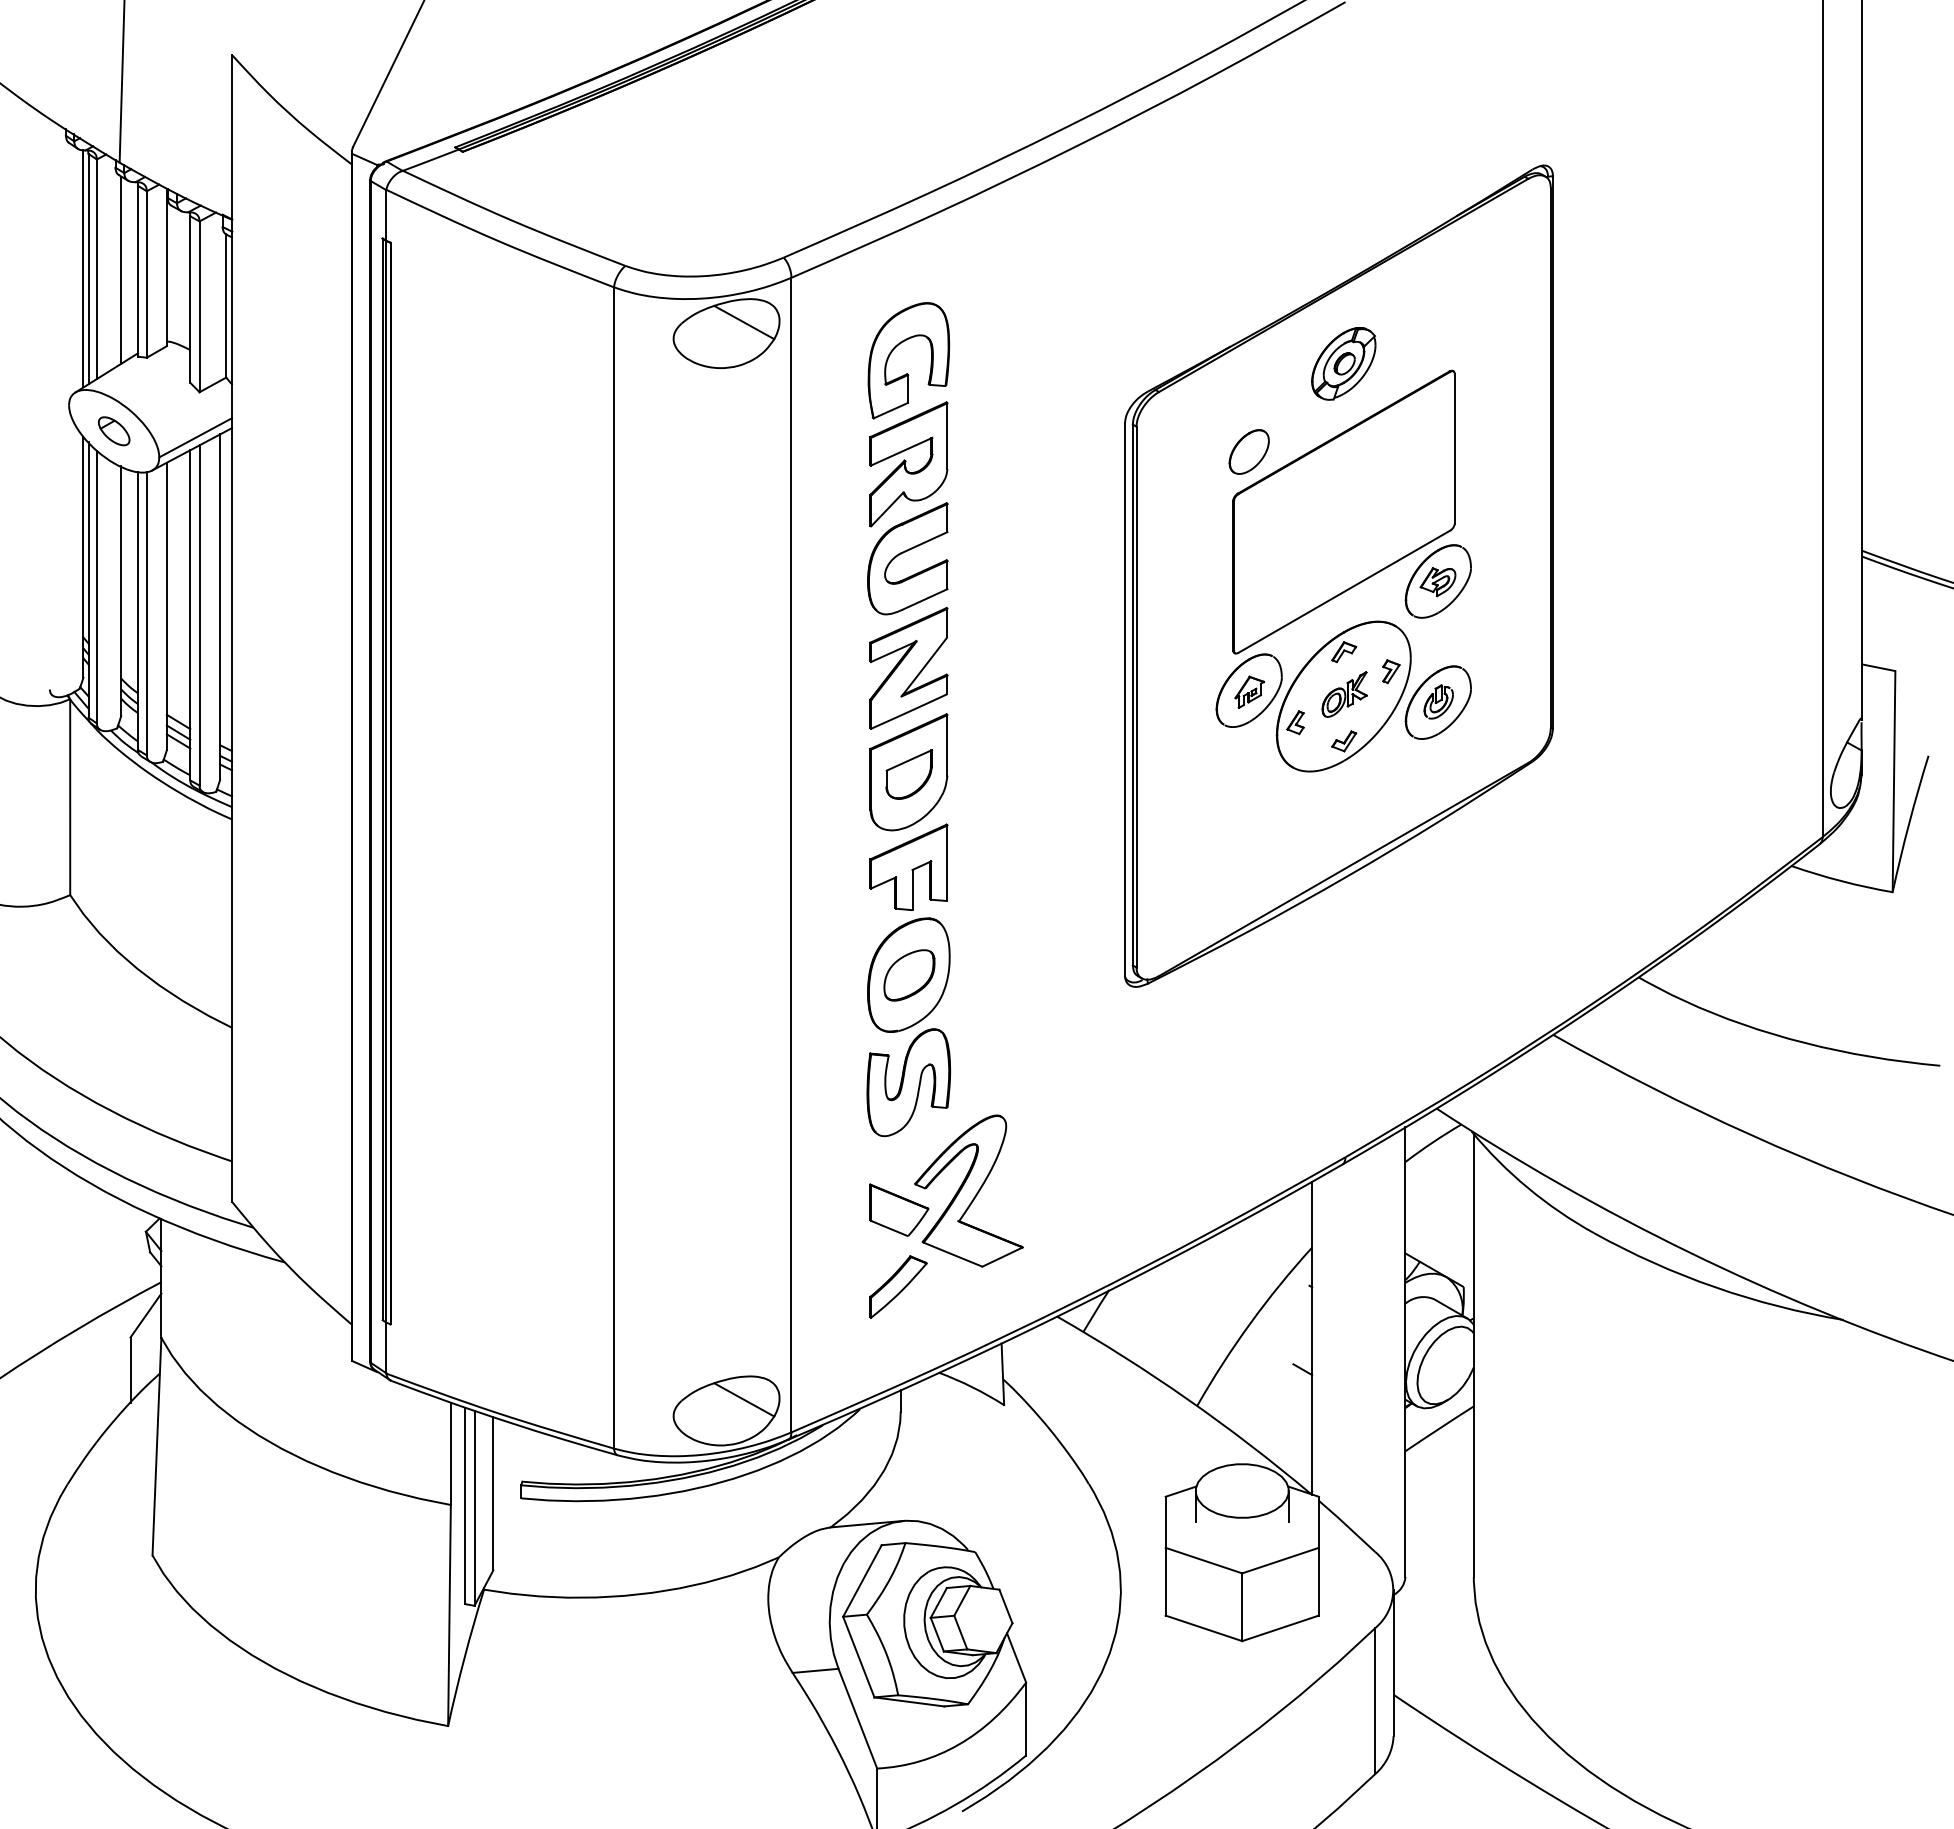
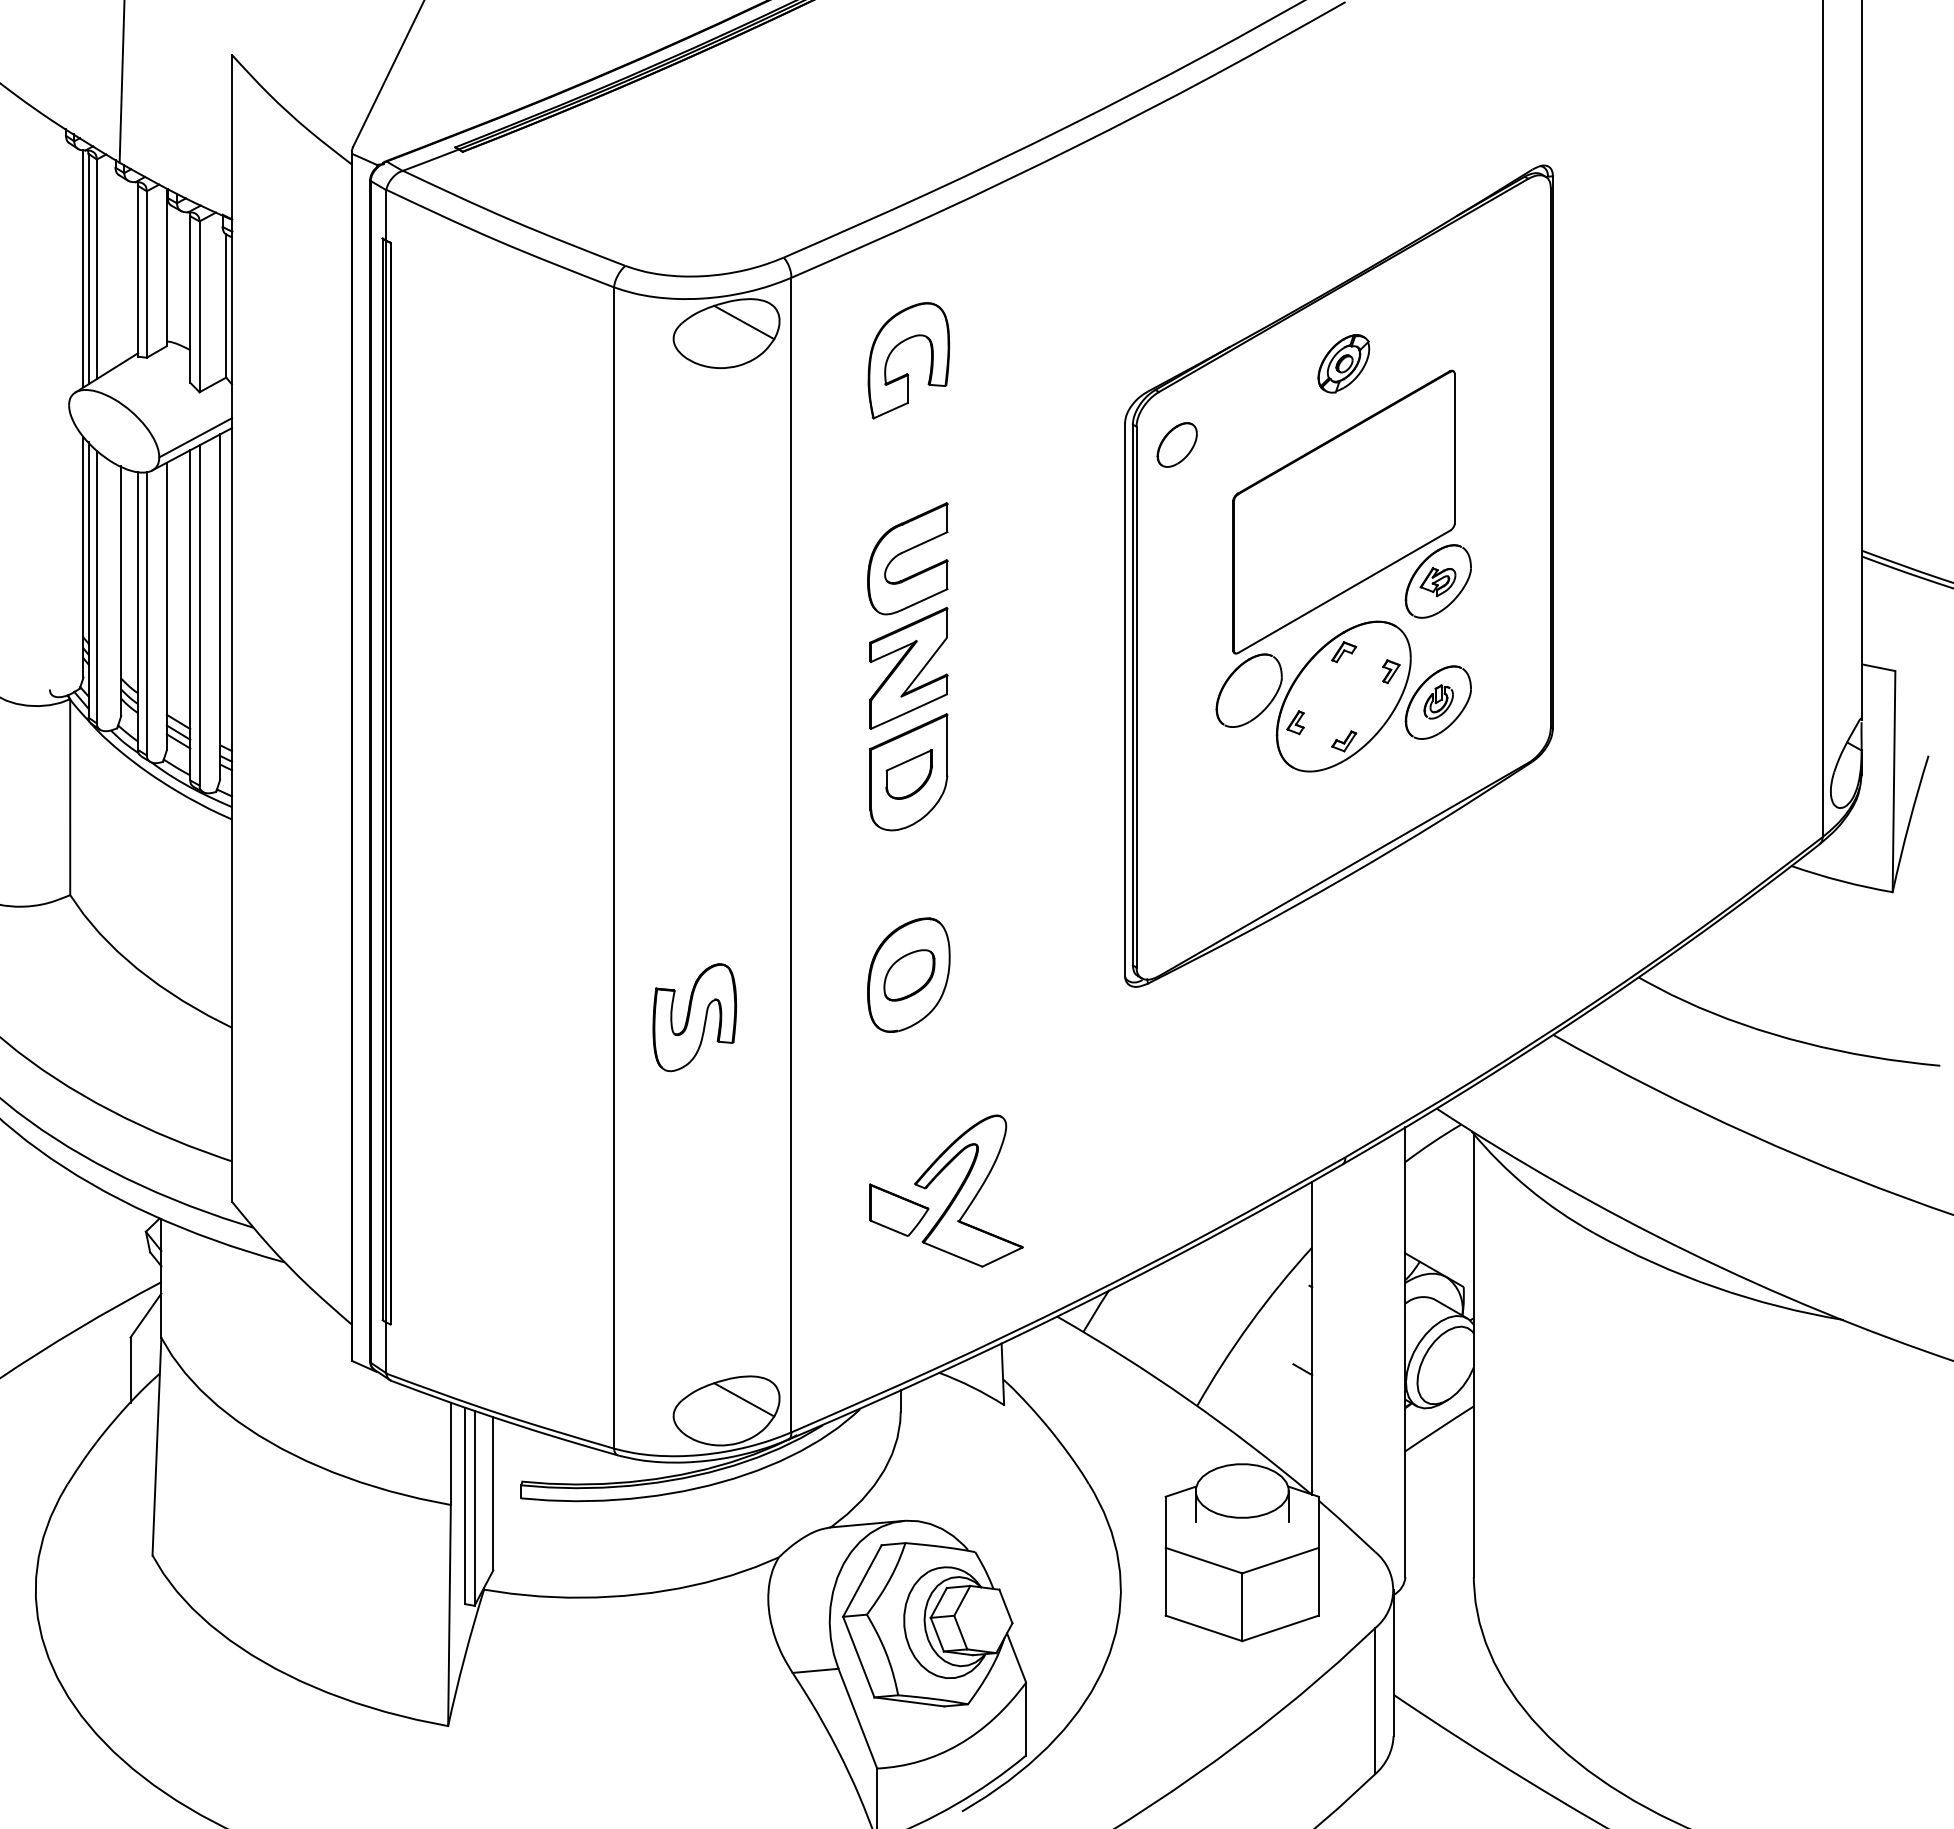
line: present -> none (121, 269)
part size: 66x74 px -> 54x60 px (1343, 363)
part: present -> none (113, 431)
part position: (1248, 451) -> (1176, 444) (1176, 444)
part: present -> none (908, 464)
part: present -> none (1249, 691)
part: present -> none (1344, 694)
part: present -> none (908, 866)
part position: (908, 1082) -> (694, 1017) (694, 1017)
part: present -> none (898, 1286)
